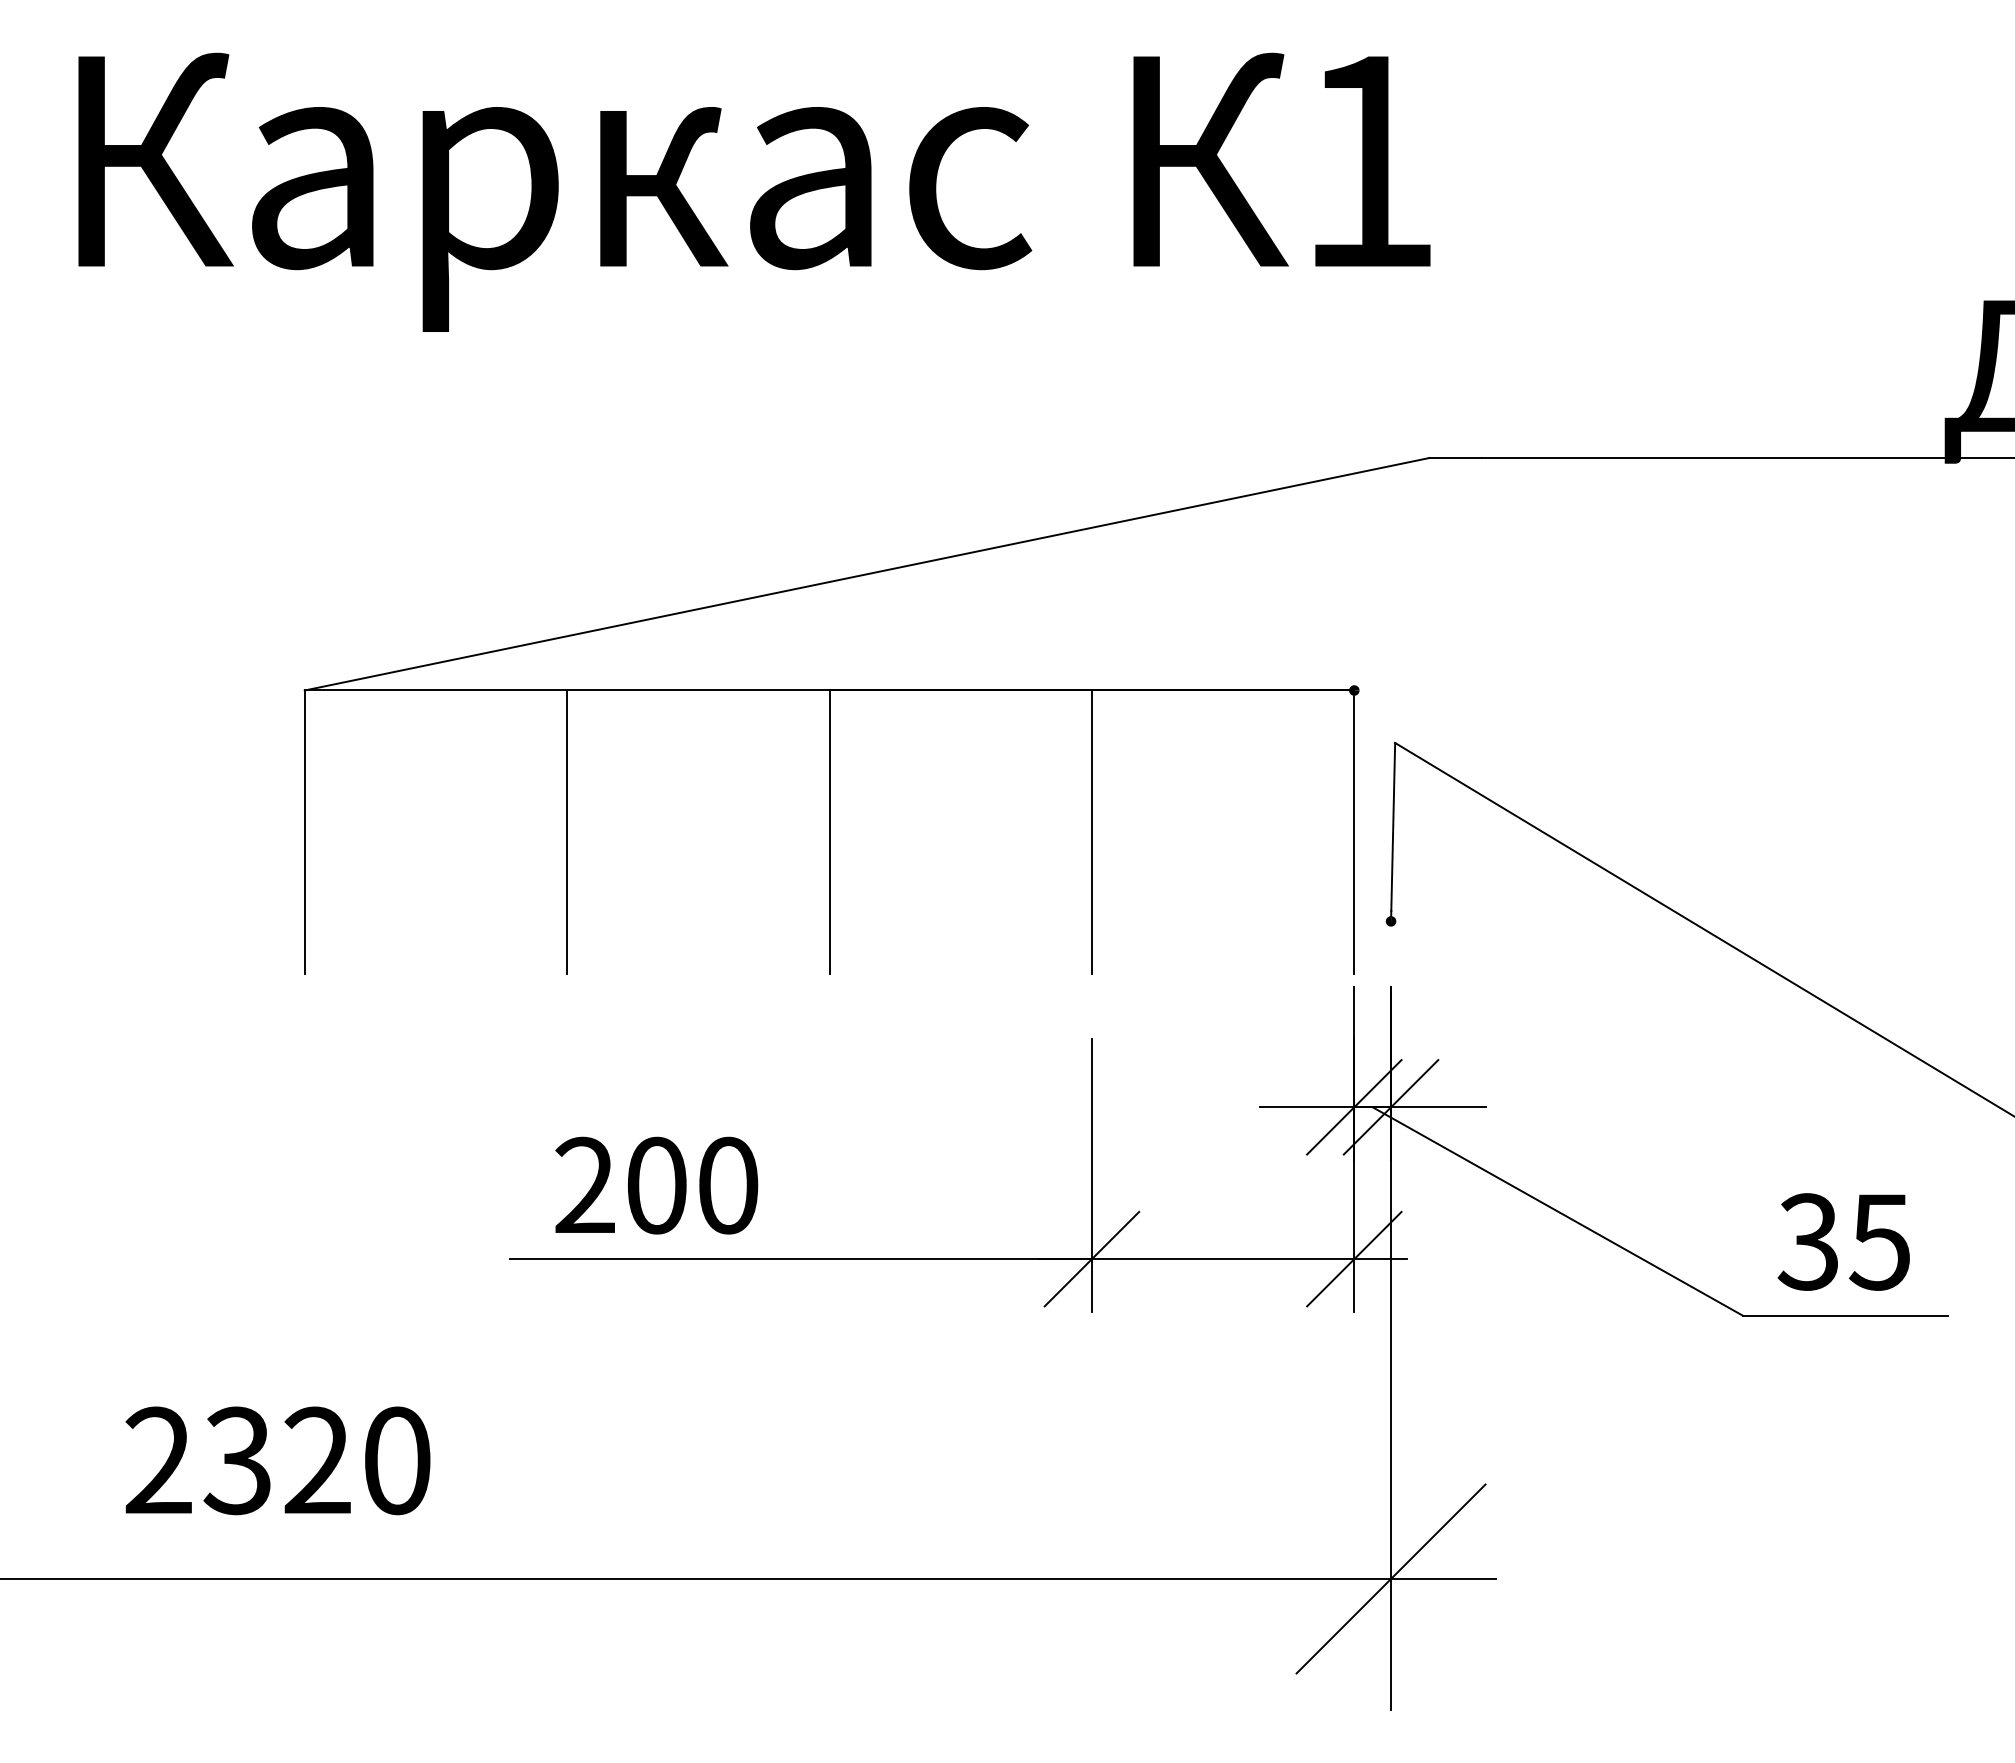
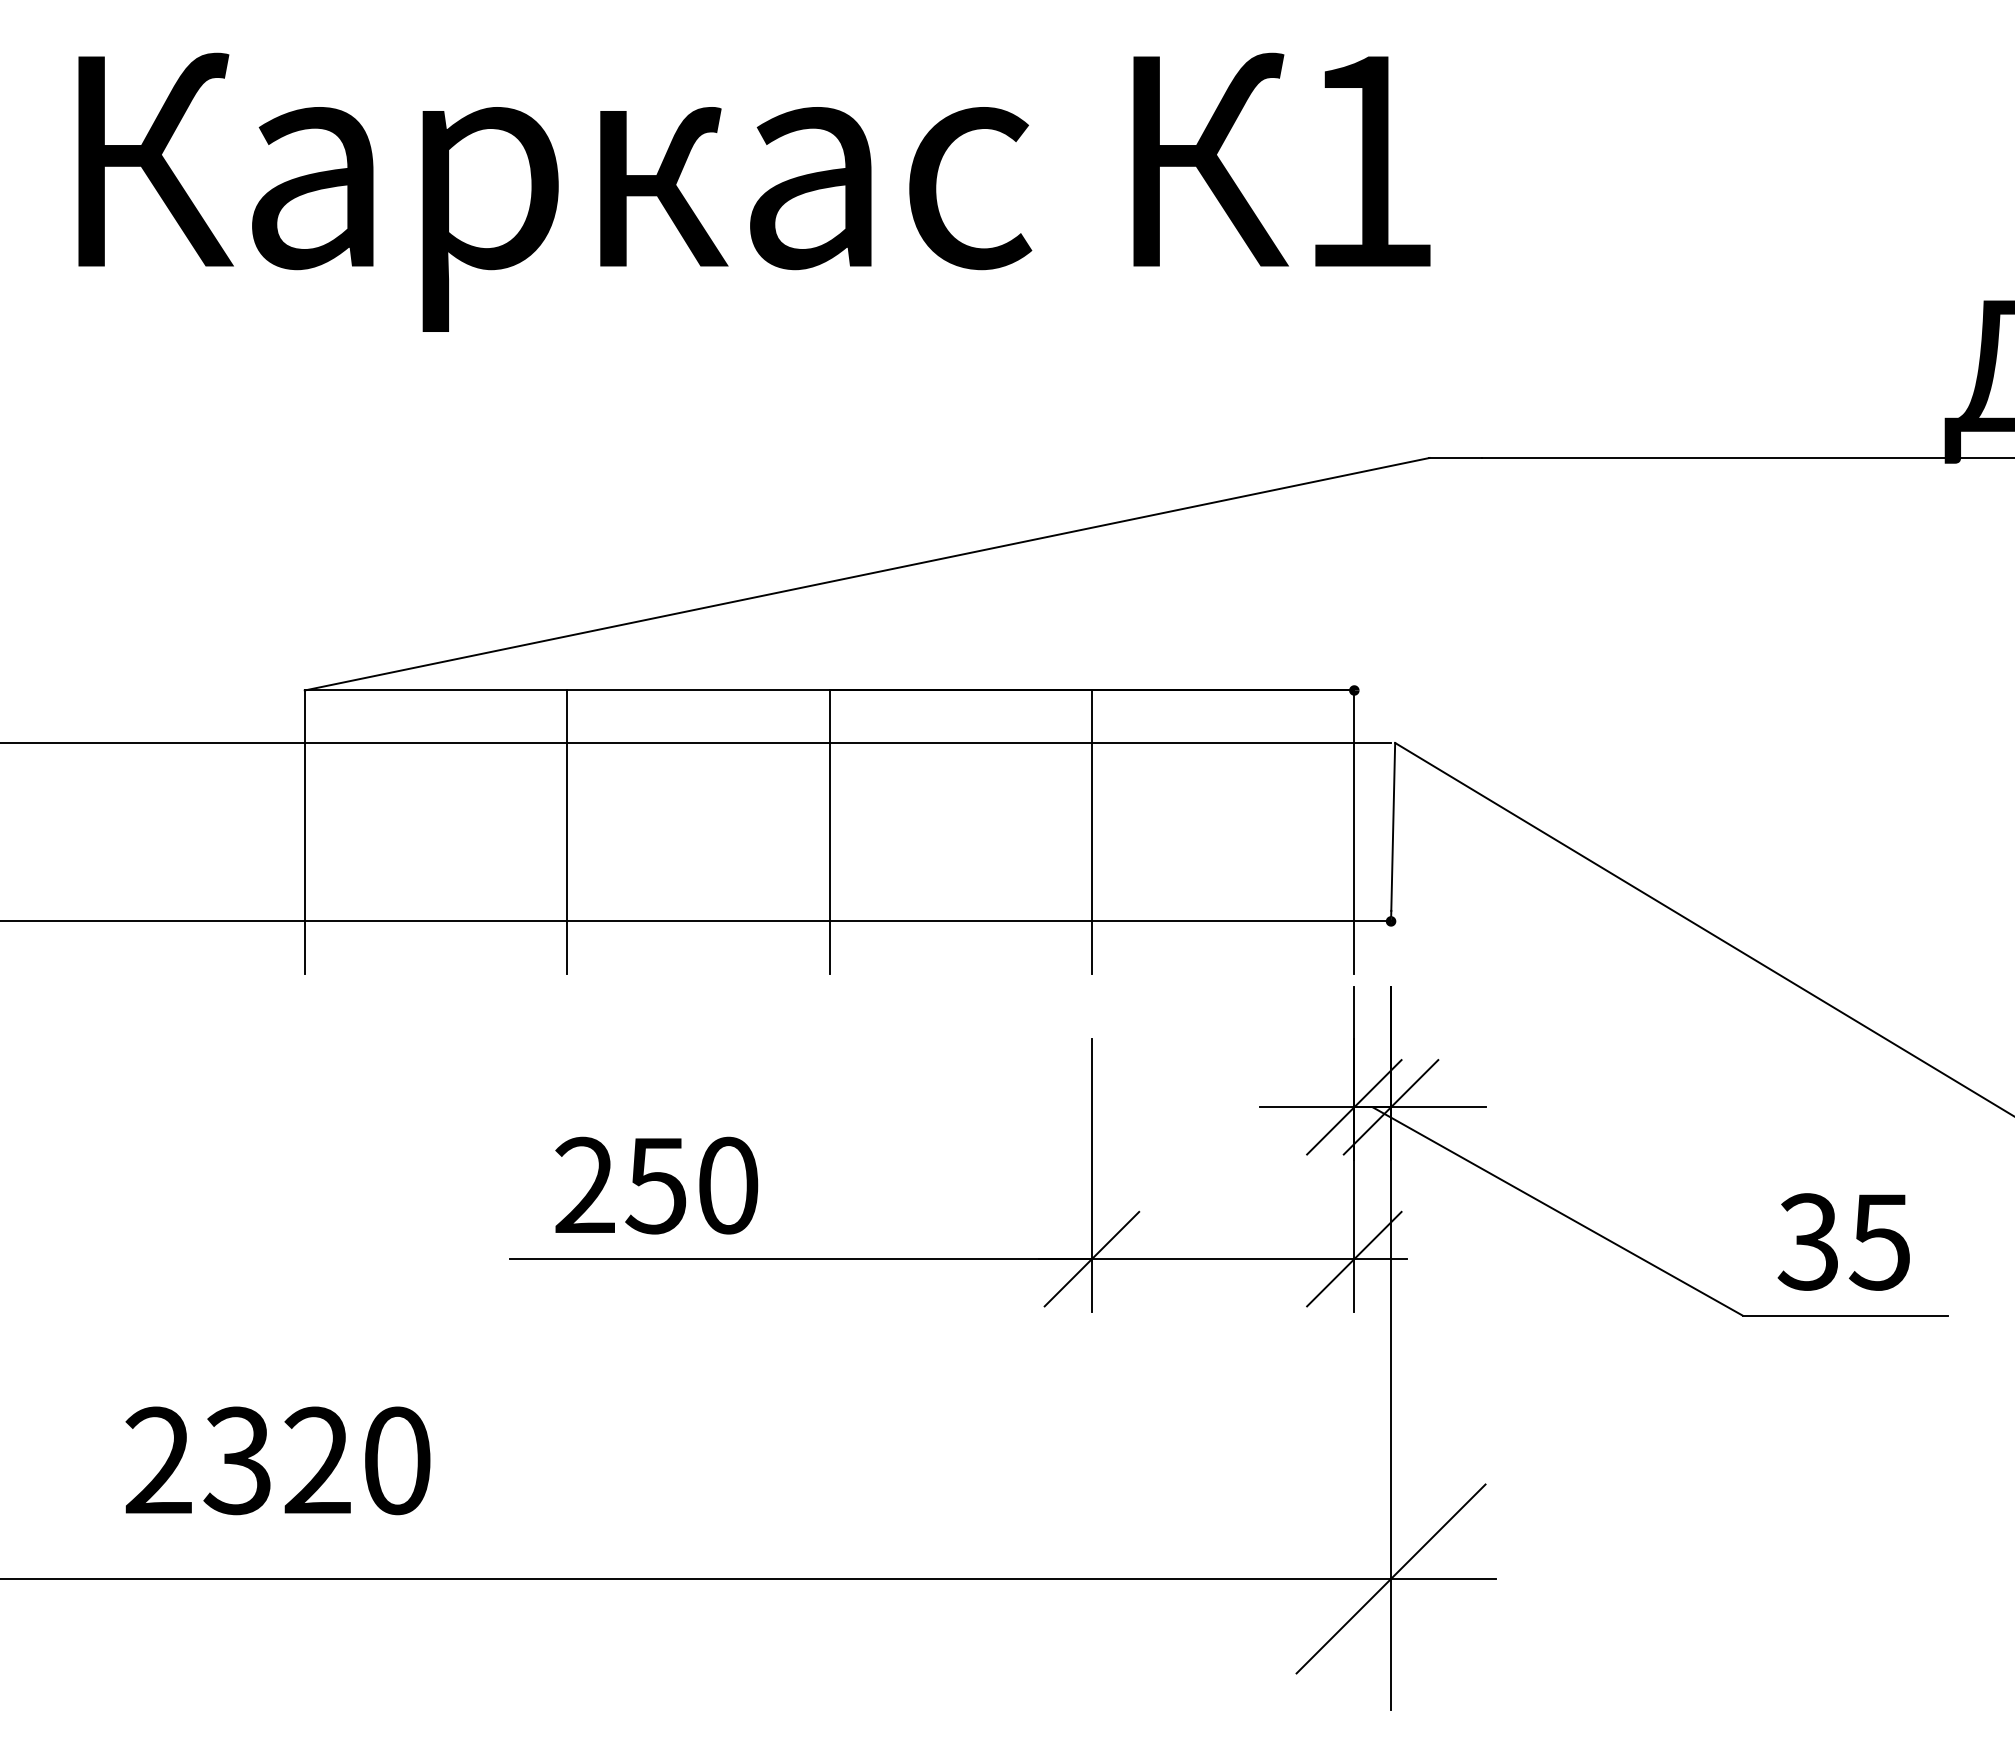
line: none -> present (696, 742)
line: none -> present (696, 921)
text: 200 -> 250 (655, 1185)
